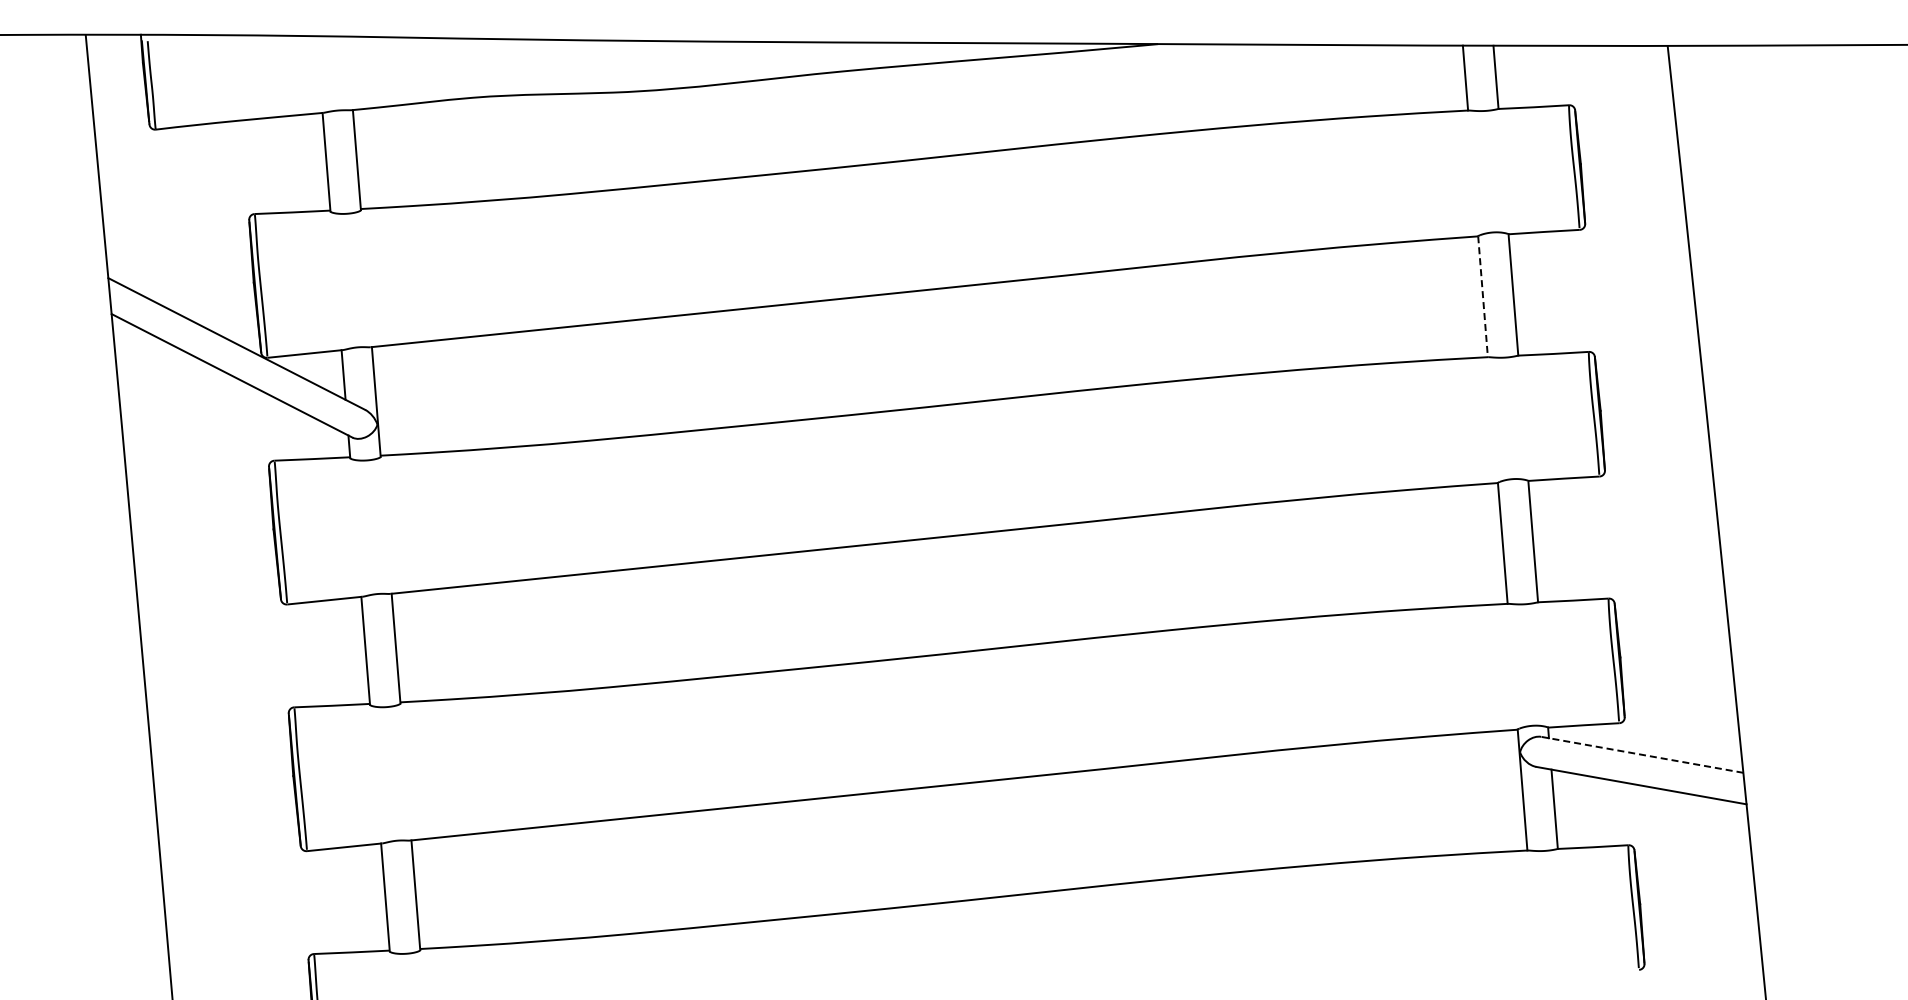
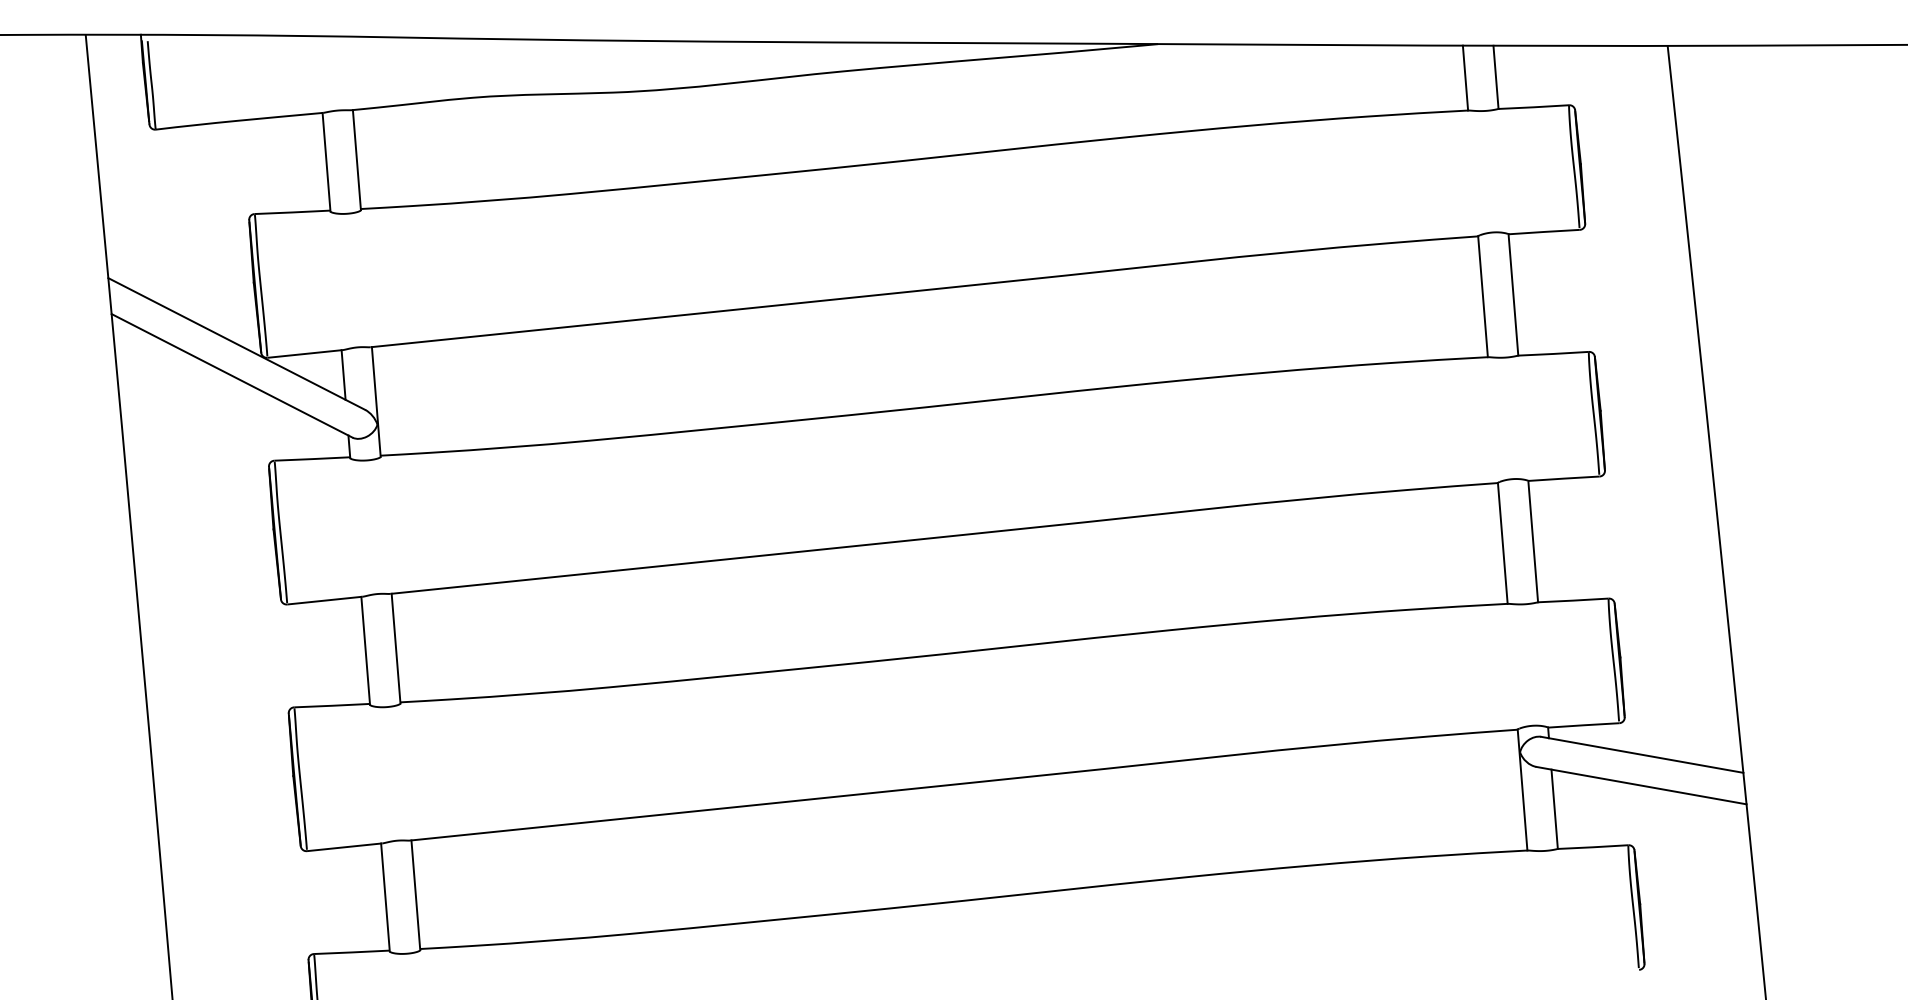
line: dashed -> solid (1483, 296)
line: dashed -> solid (1642, 754)
